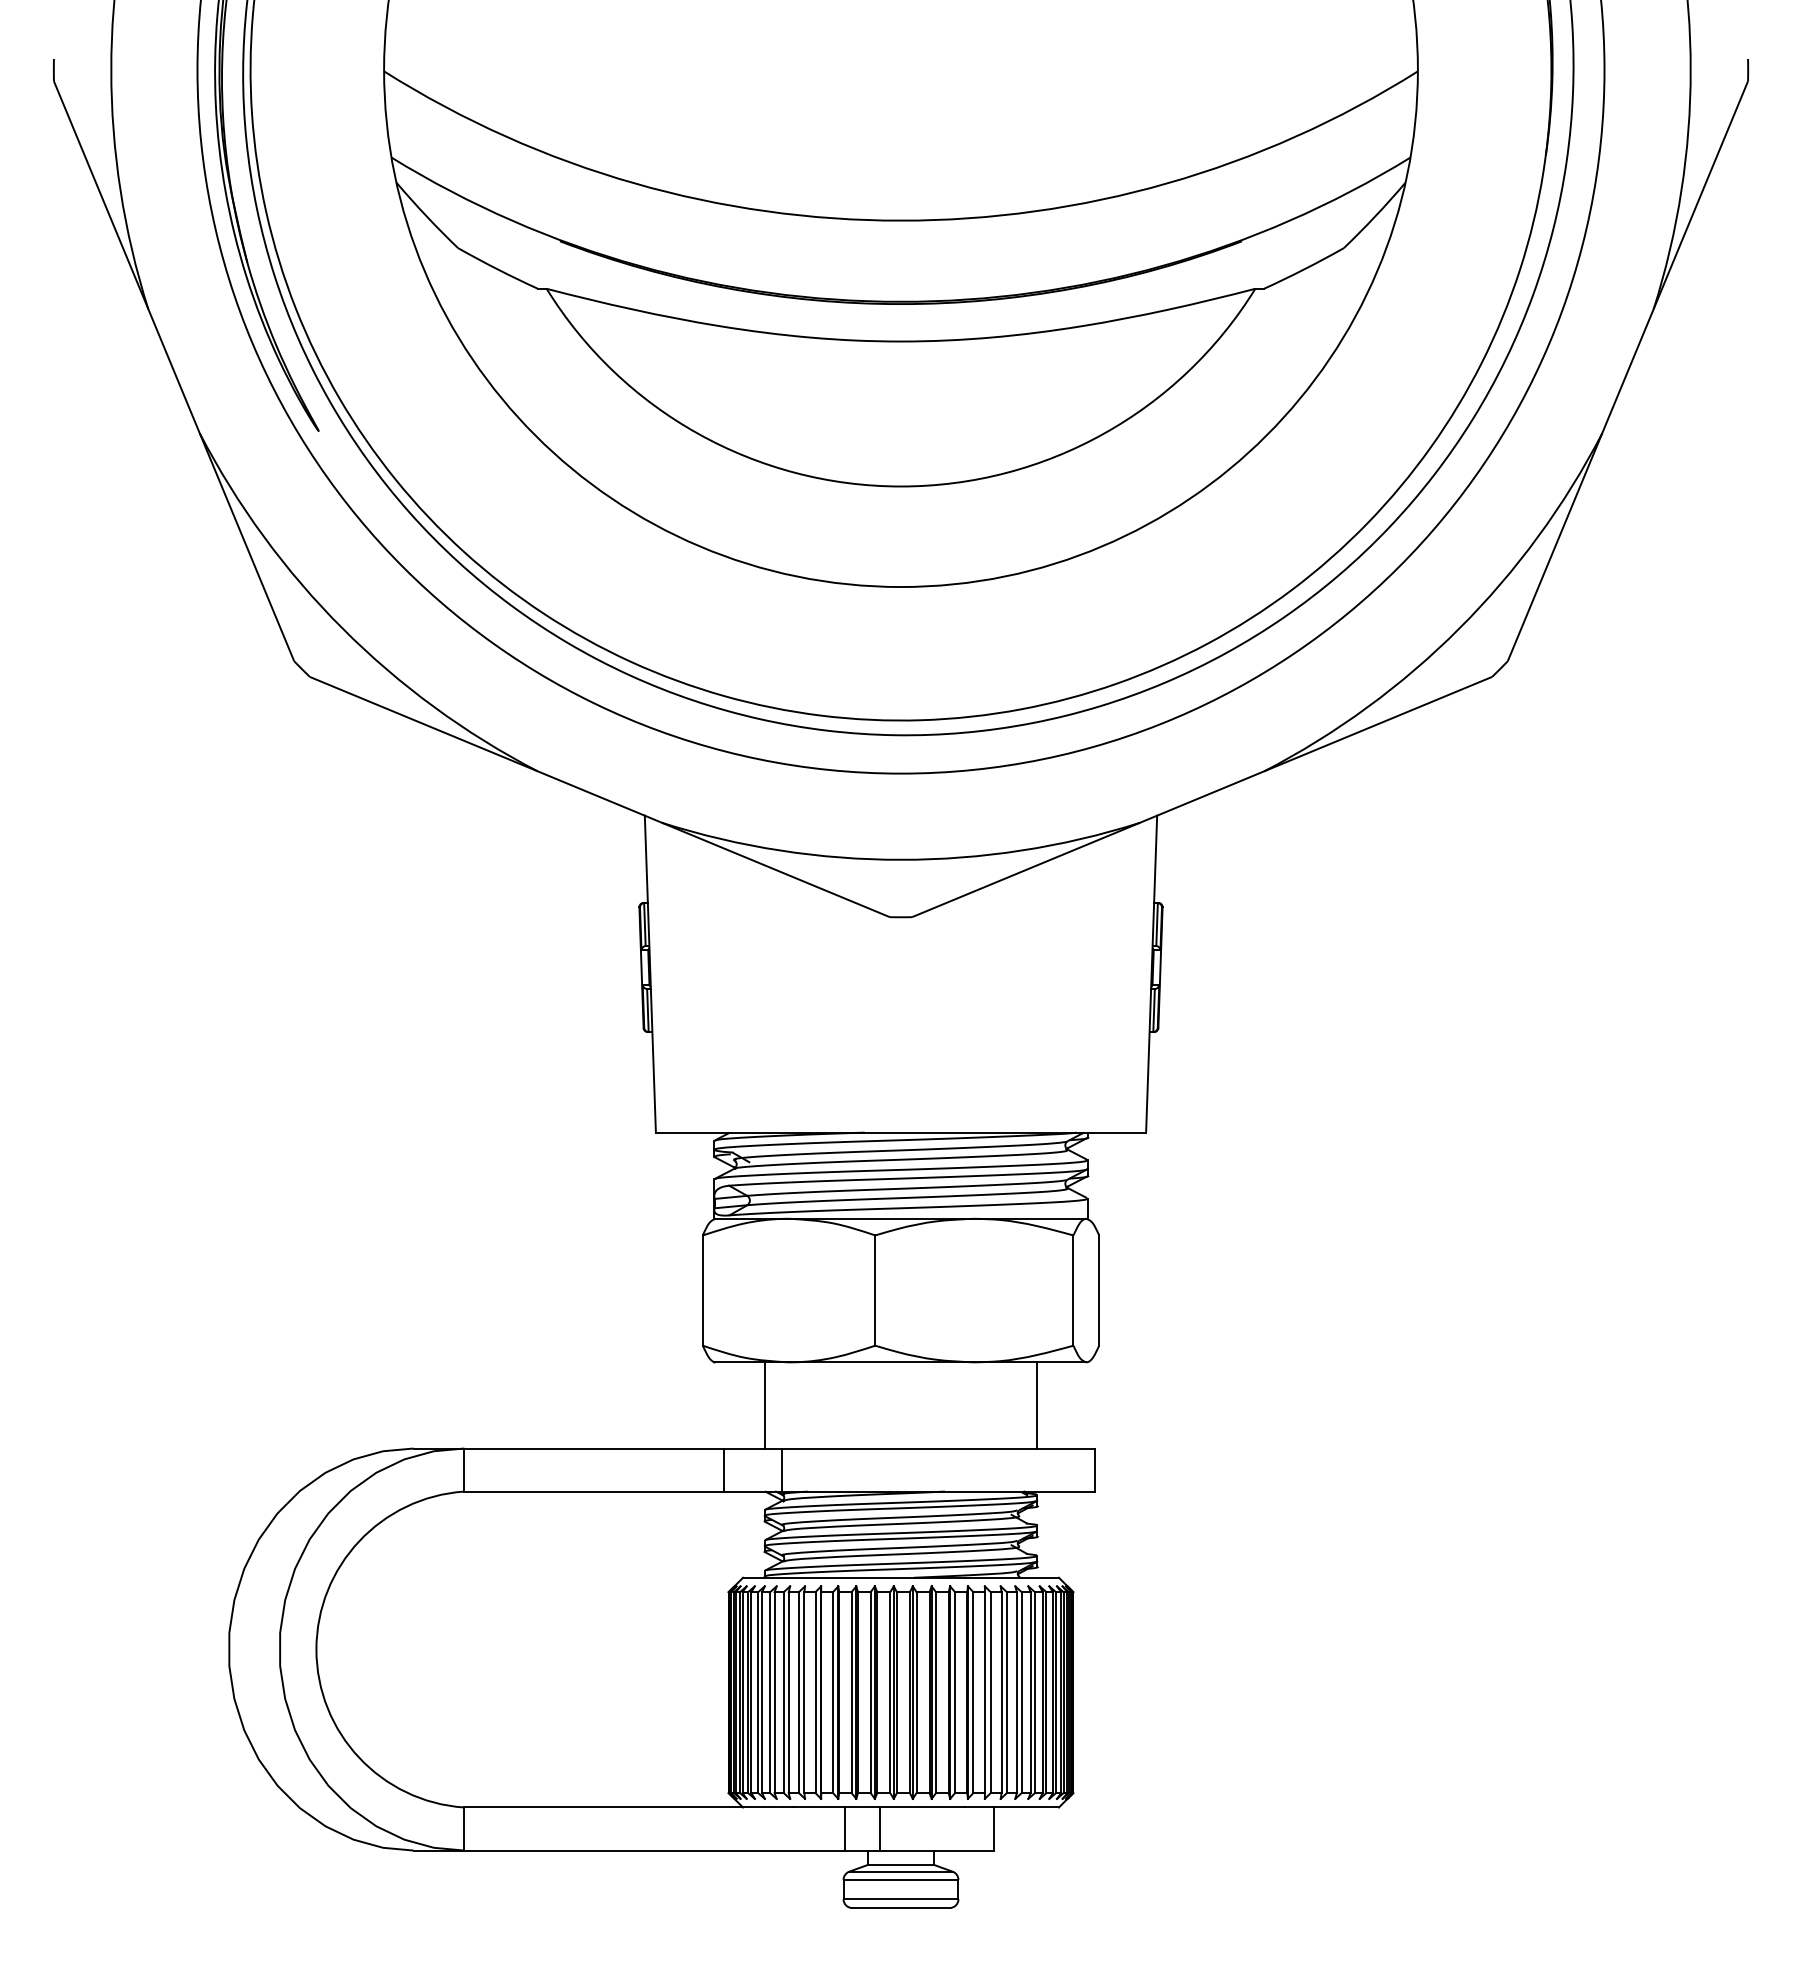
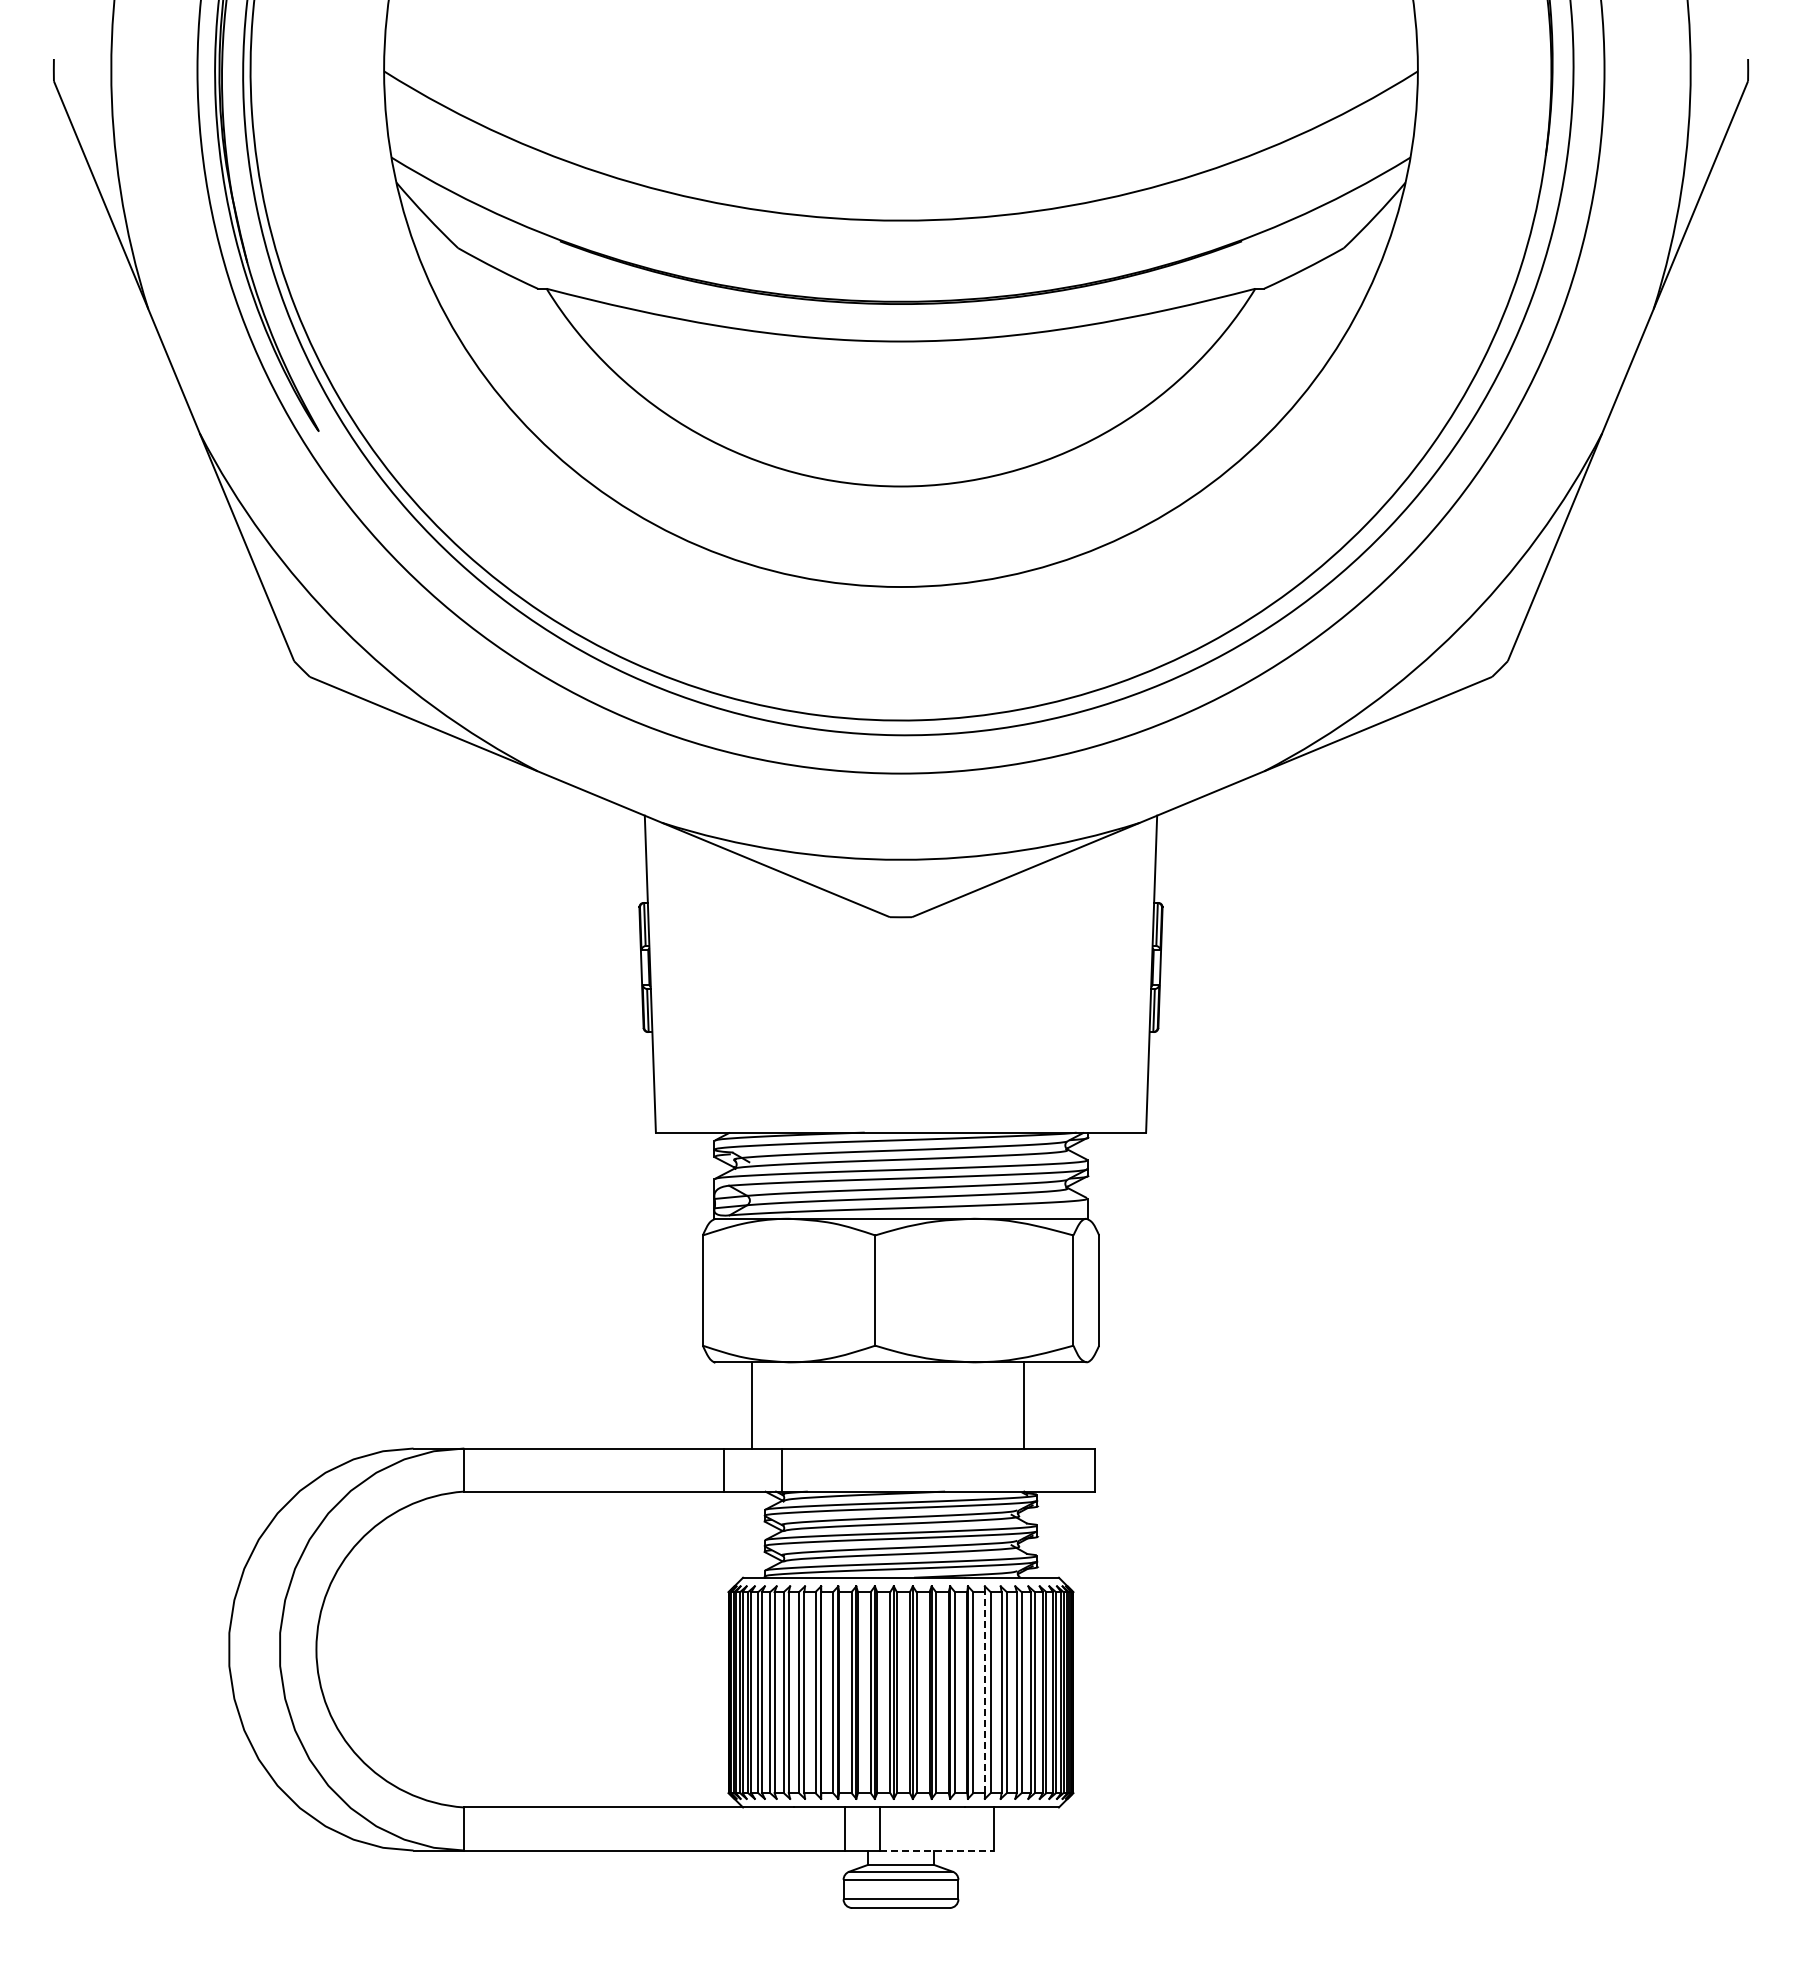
line position: (764, 1405) -> (751, 1405) (751, 1405)
line position: (1037, 1405) -> (1024, 1405) (1024, 1405)
line: solid -> dashed (984, 1692)
line: solid -> dashed (937, 1850)
